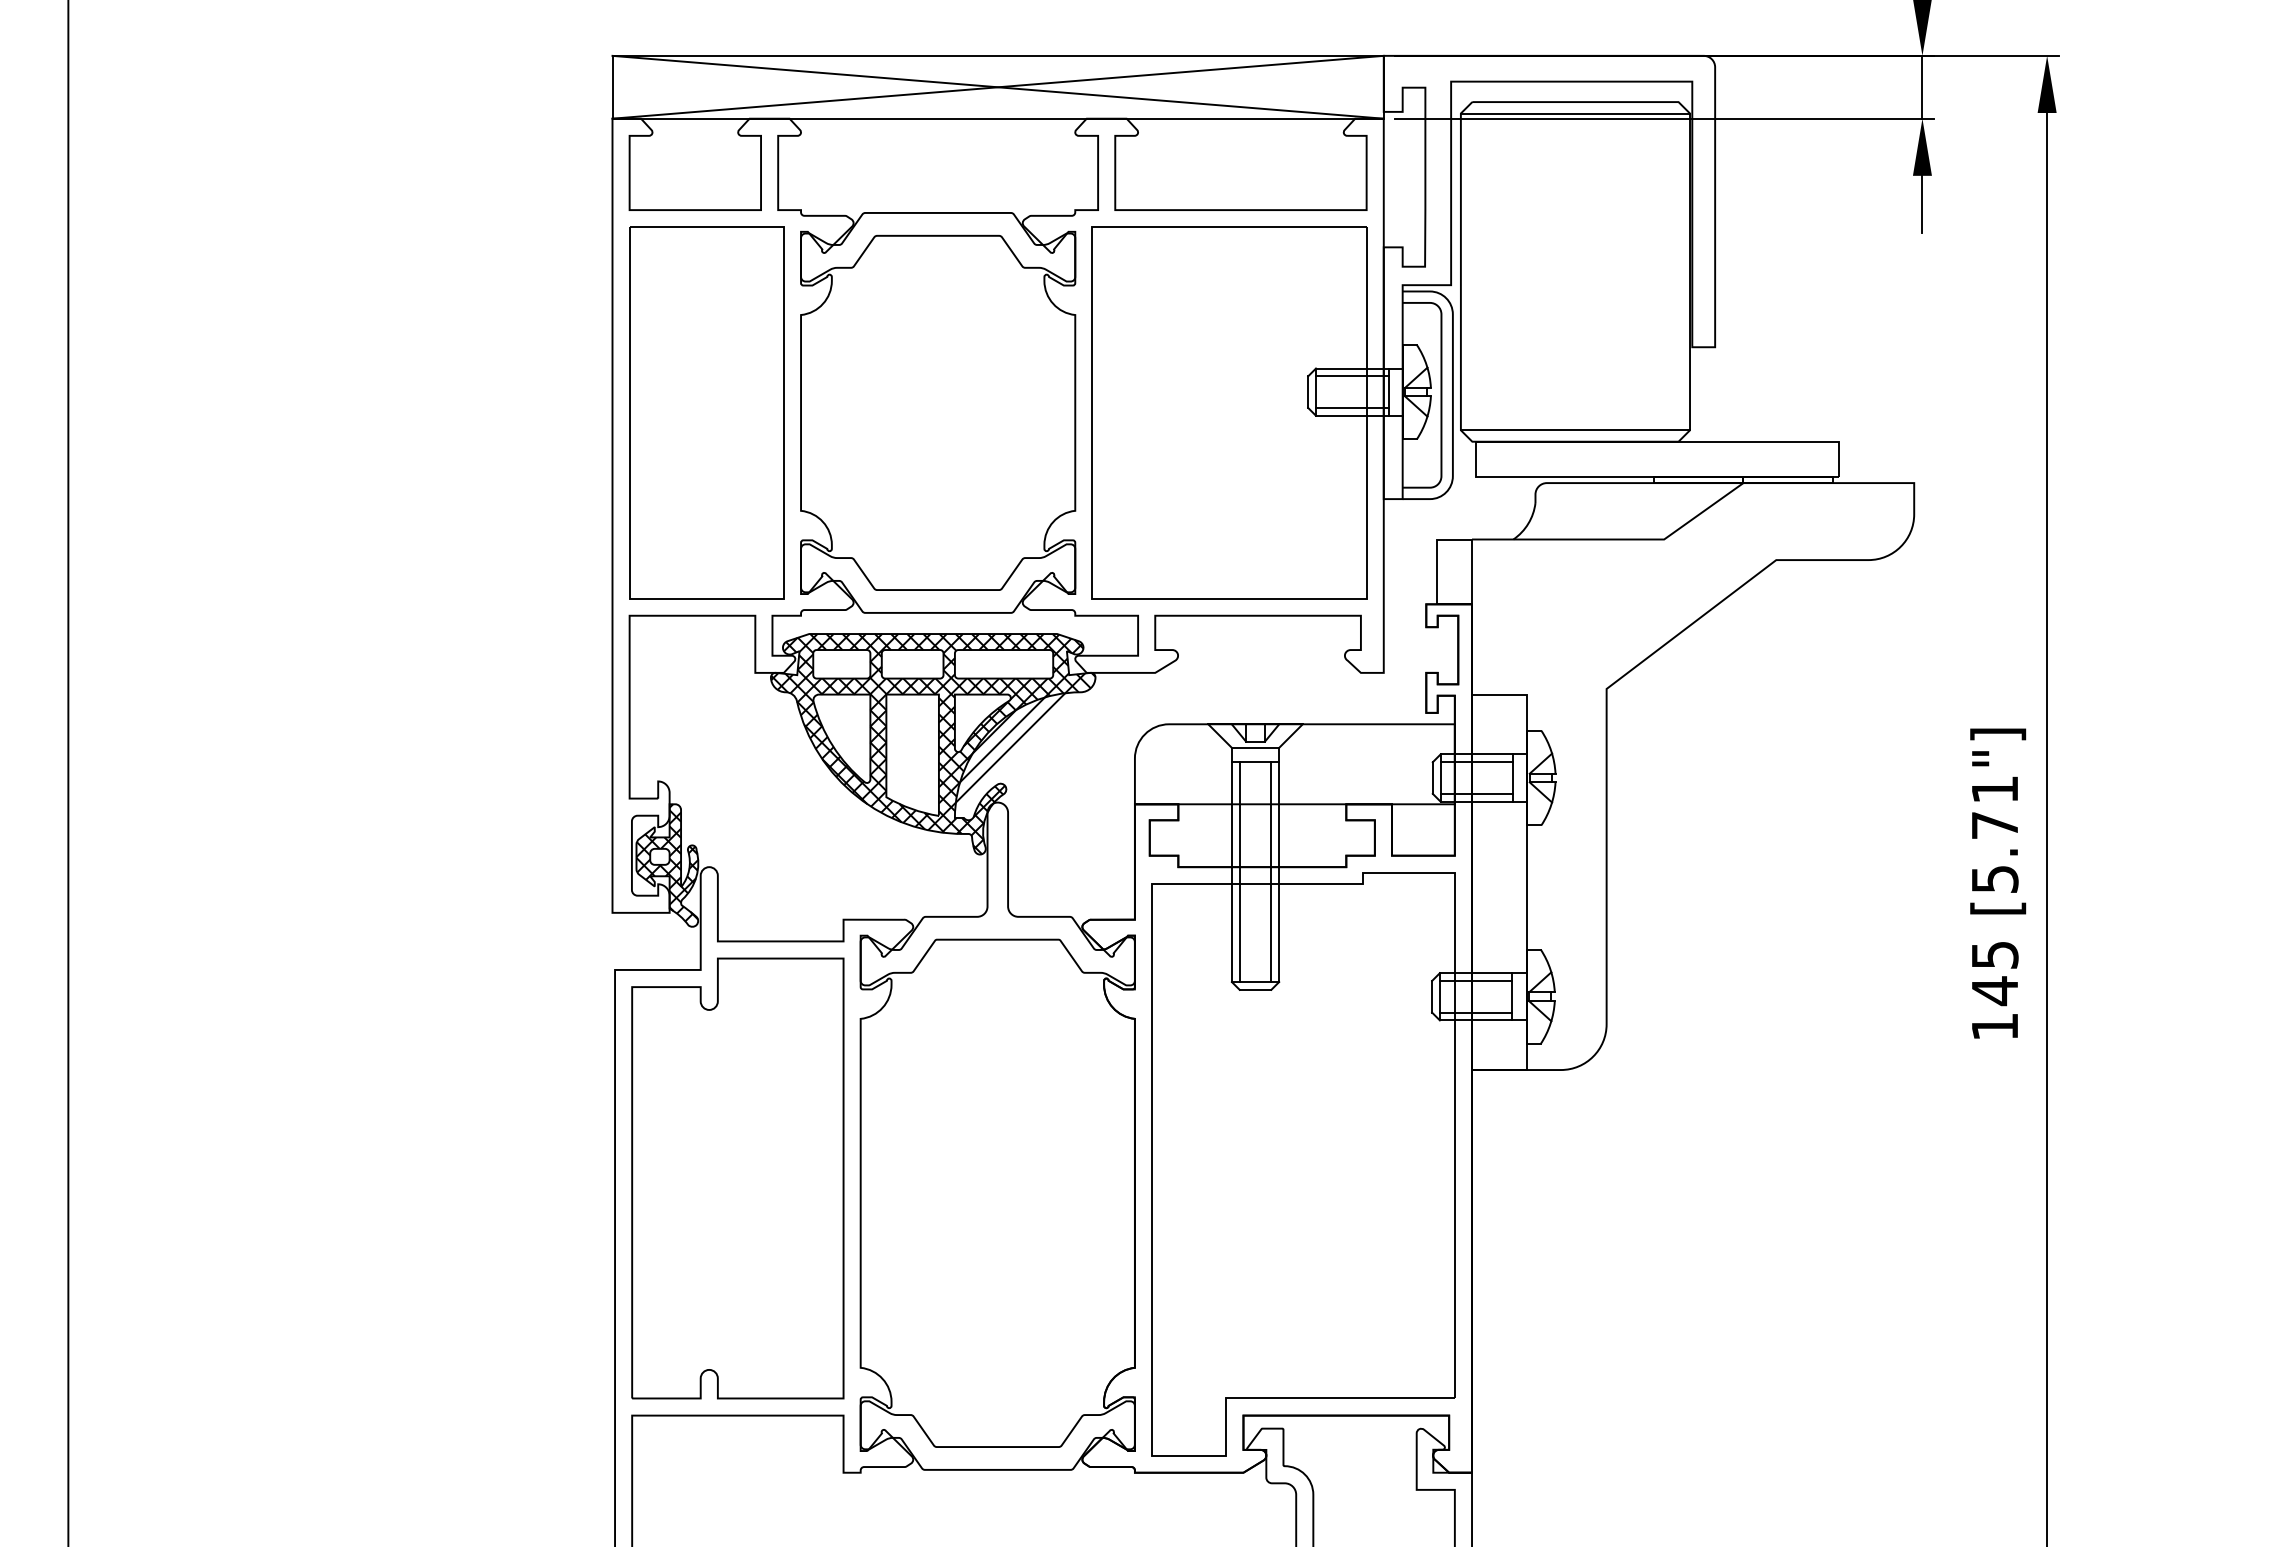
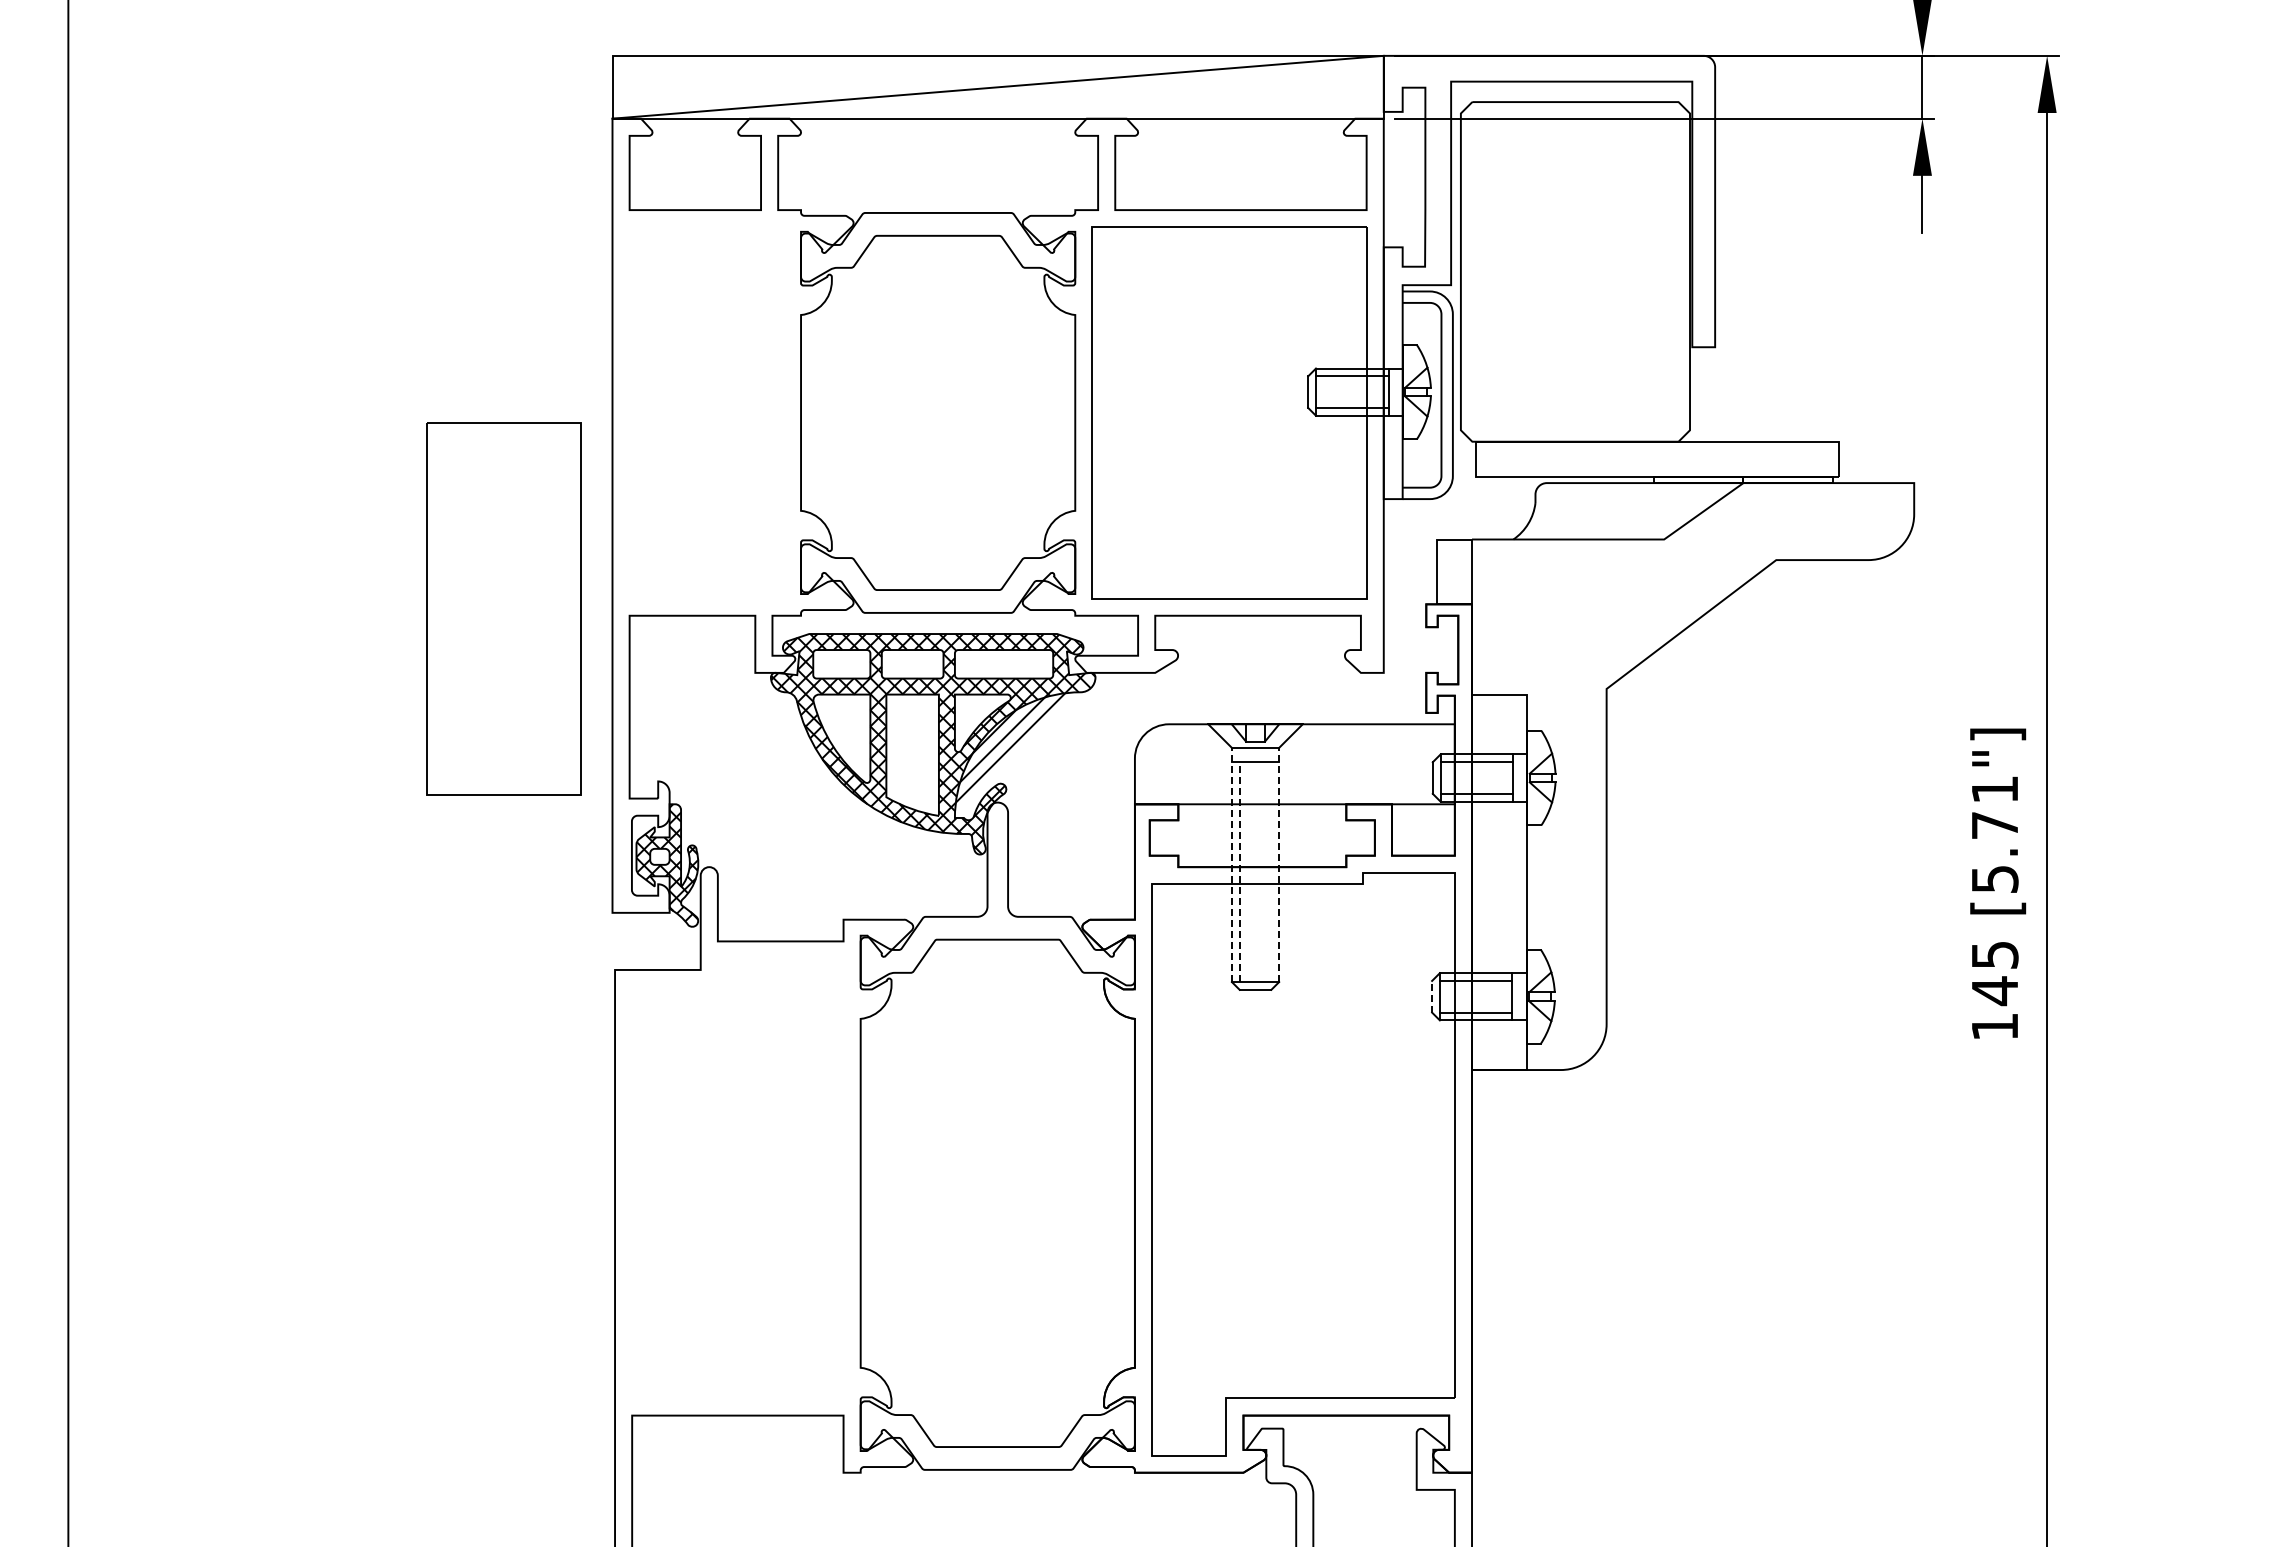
line: present -> none (997, 86)
line: present -> none (1575, 113)
part position: (706, 412) -> (503, 608) (503, 608)
line: present -> none (1575, 430)
line: solid -> dashed (1231, 864)
line: solid -> dashed (1279, 864)
line: solid -> dashed (1239, 871)
line: present -> none (1271, 872)
line: solid -> dashed (1432, 996)
part: present -> none (737, 1178)
